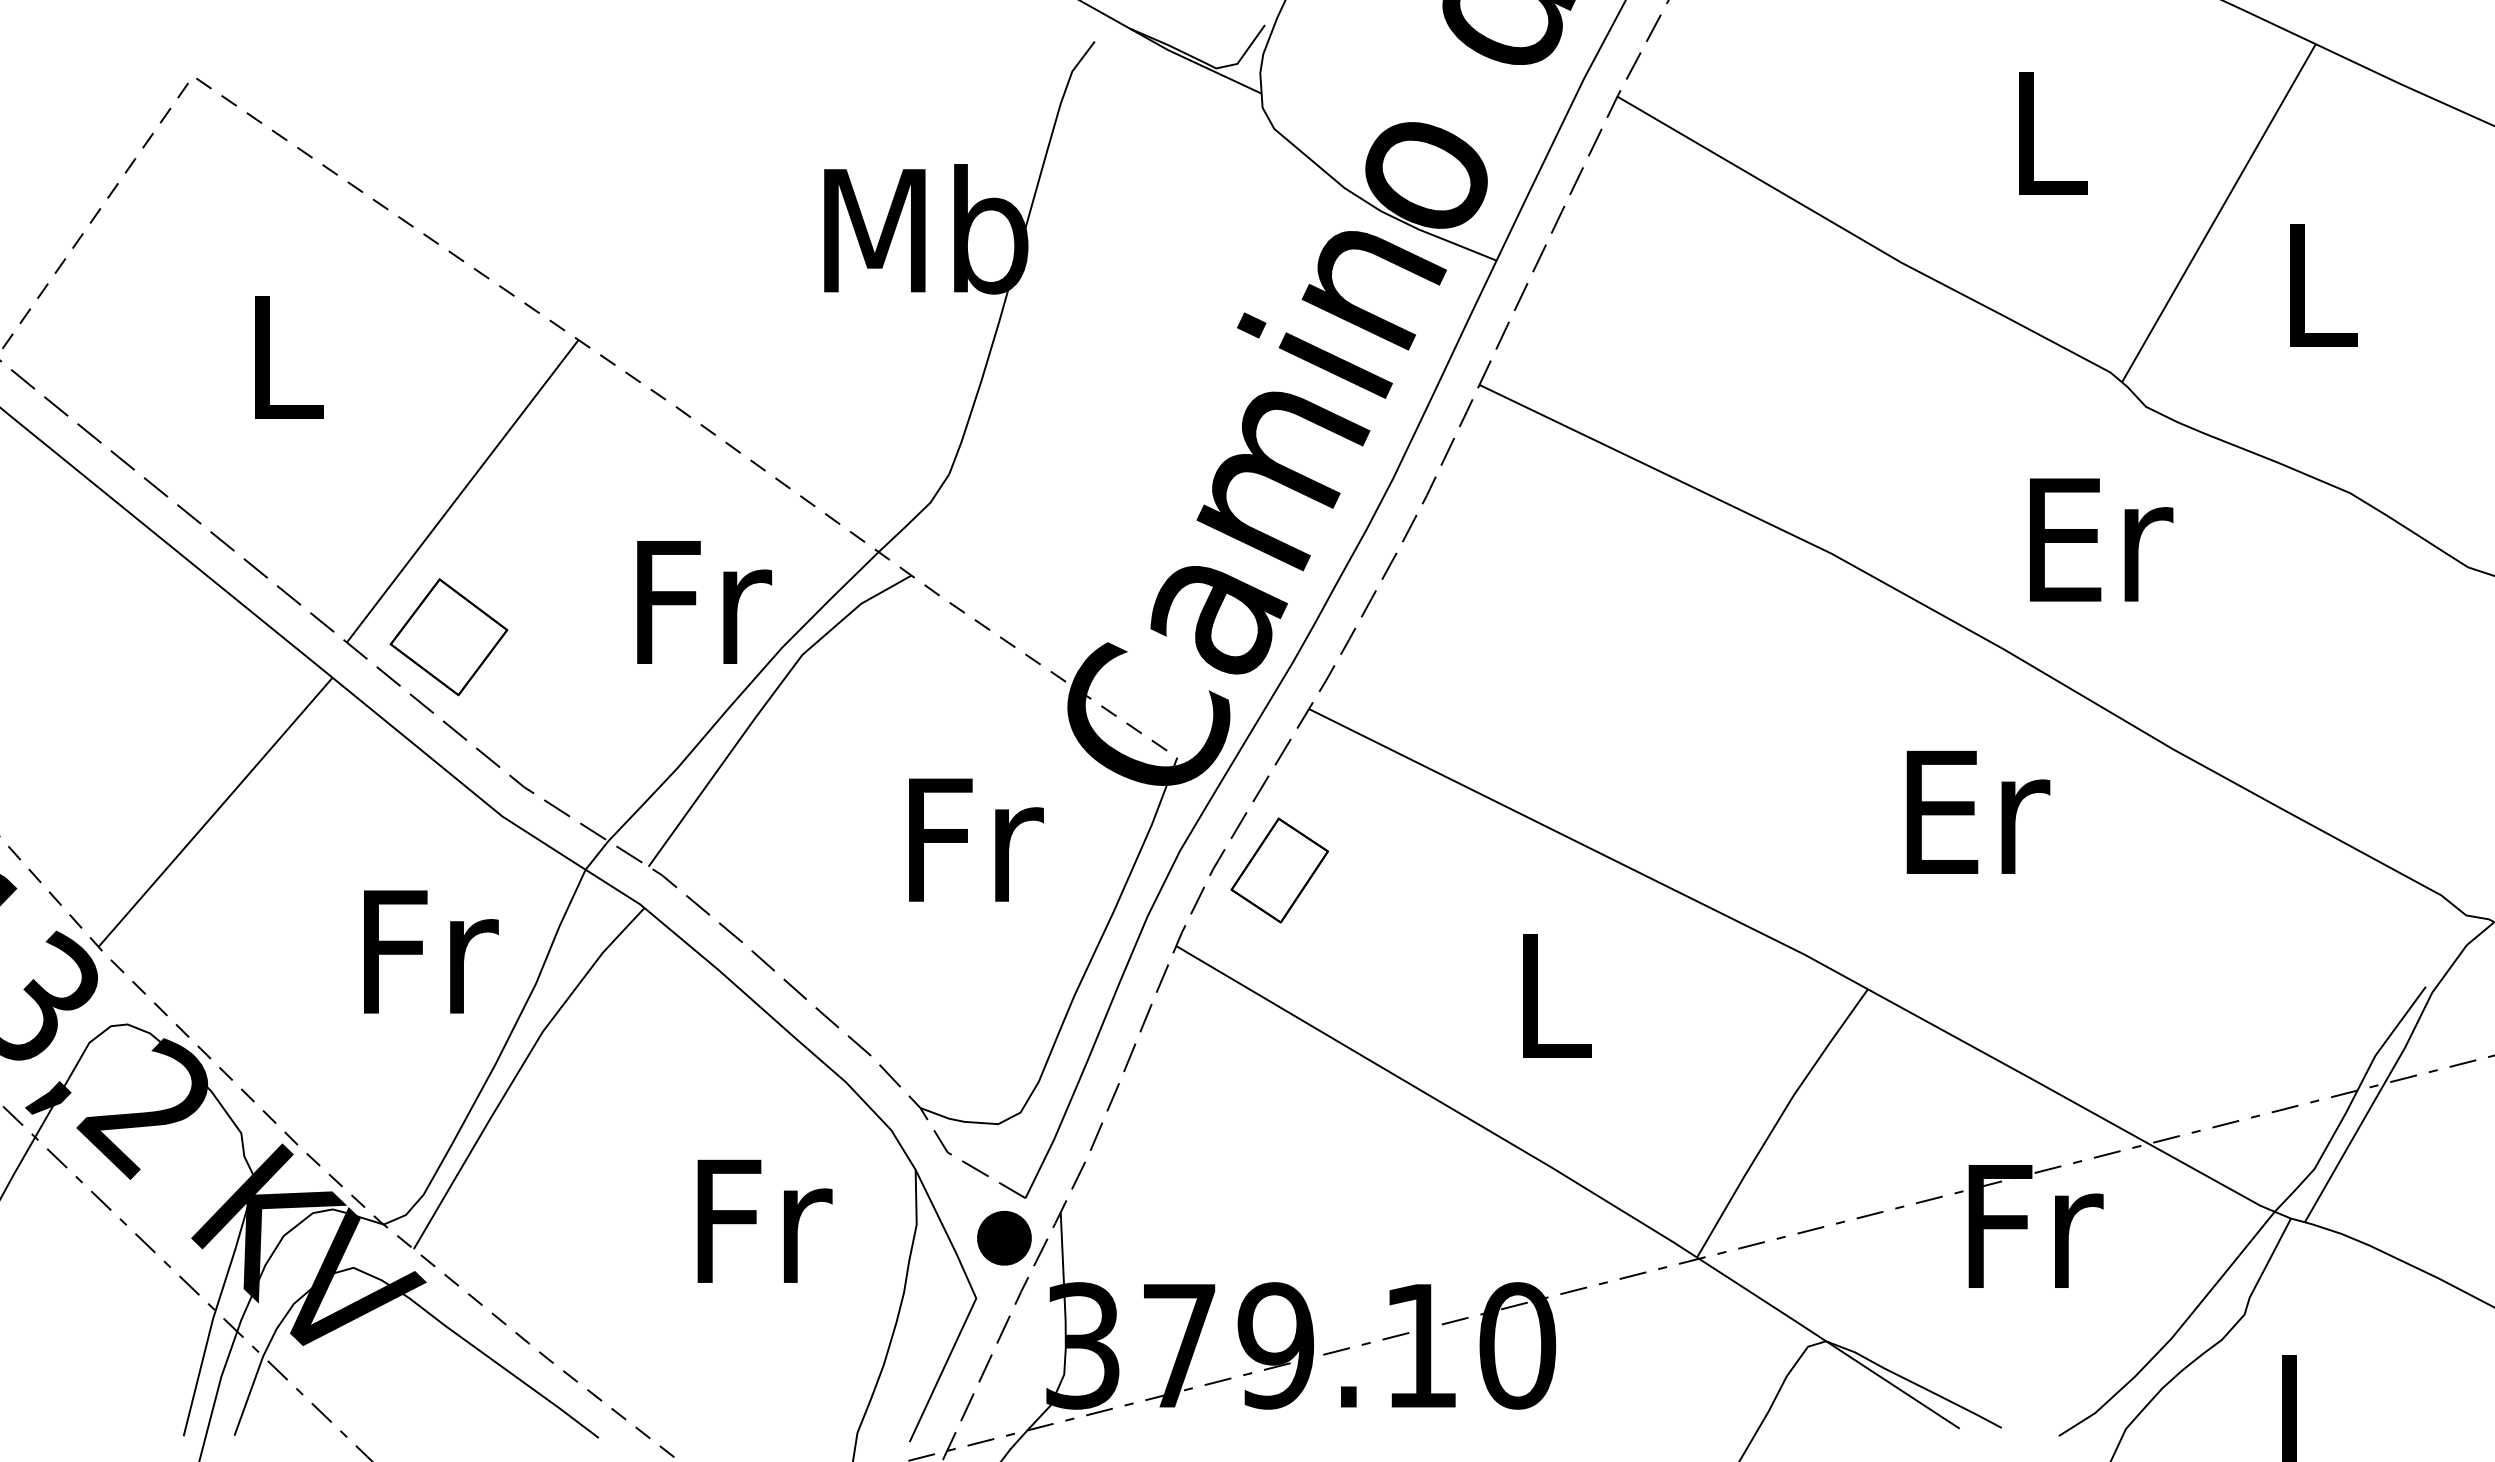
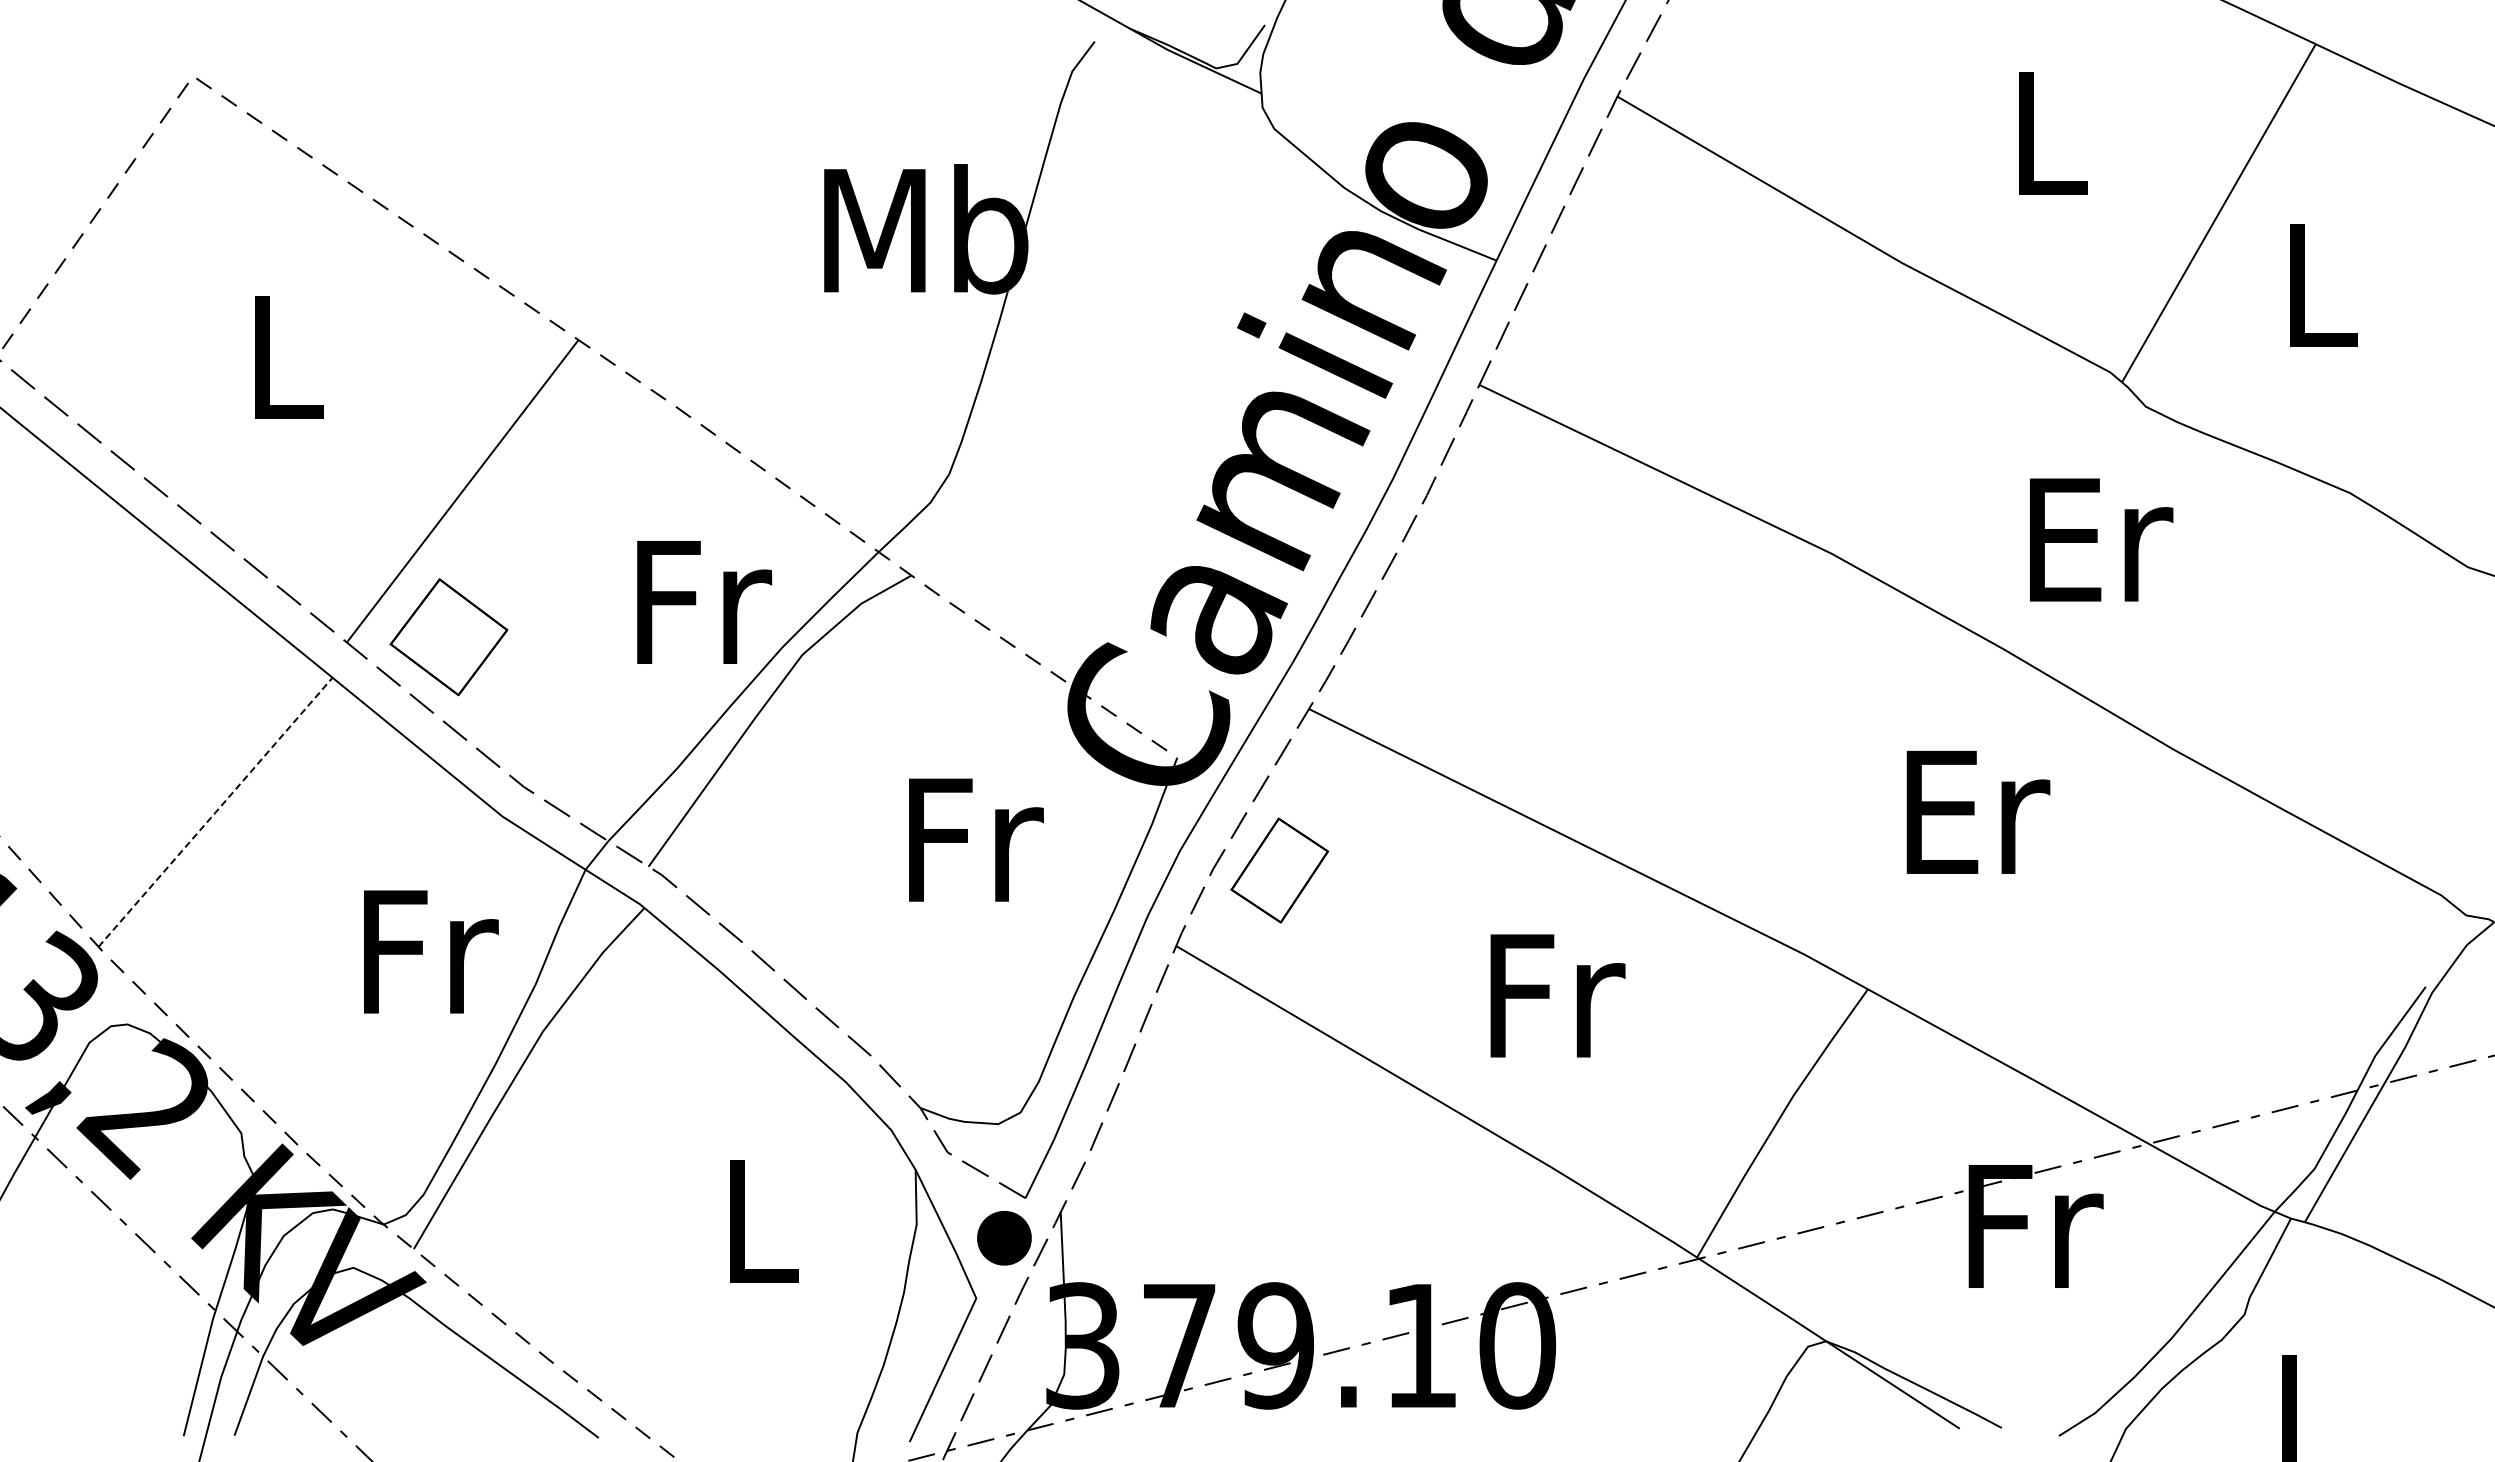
line: solid -> dashed (215, 812)
text: L -> Fr (1557, 995)
text: Fr -> L (764, 1220)
